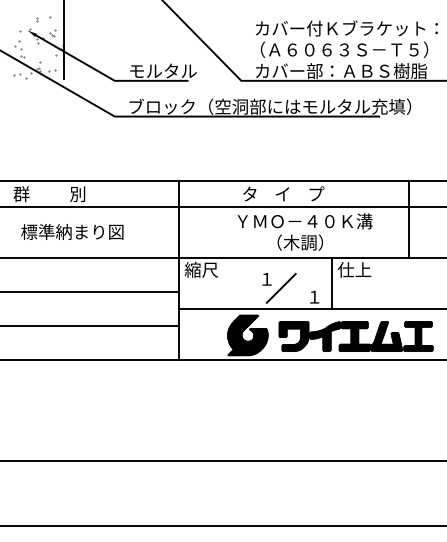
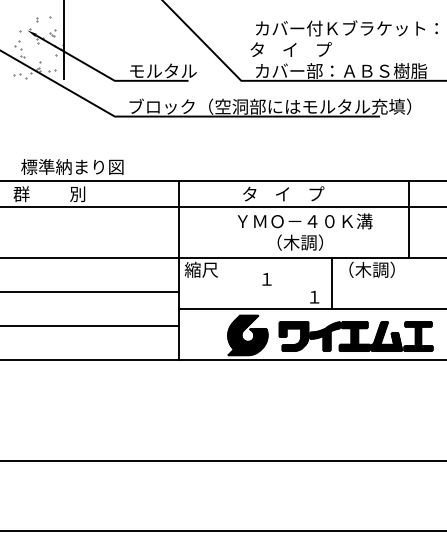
text: （Ａ６０６３Ｓ－Ｔ５） -> タ    イ    プ (339, 49)
text position: (72, 231) -> (72, 166) (72, 166)
text: 仕上 -> （木調） (366, 269)
line: present -> none (280, 287)
line position: (222, 525) -> (222, 530) (222, 530)
